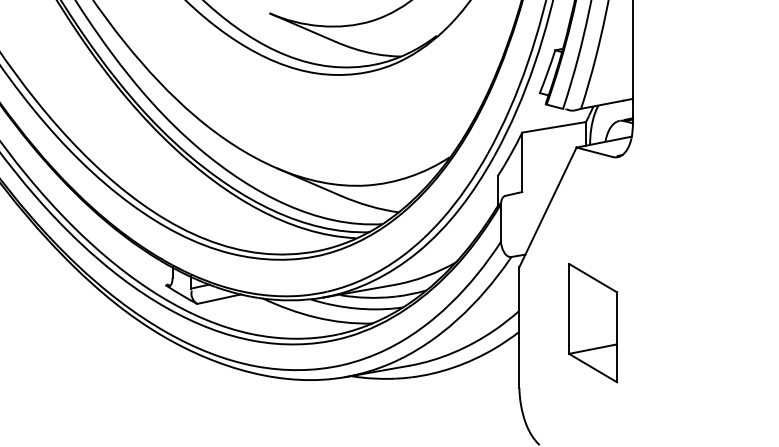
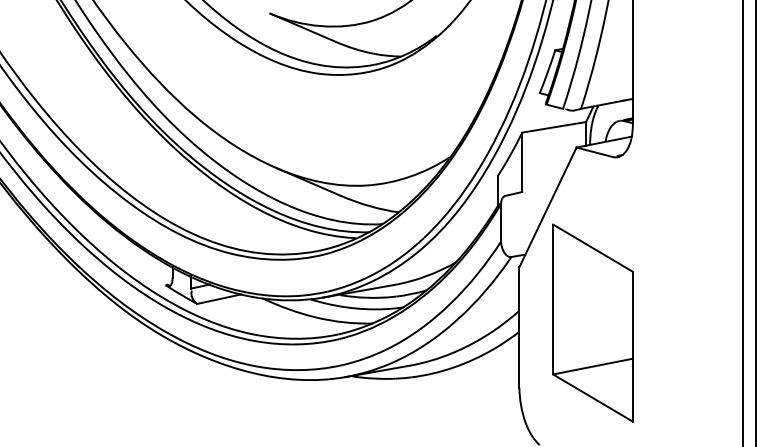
line: none -> present (743, 222)
line: none -> present (755, 222)
part size: 50x121 px -> 82x200 px (592, 322)
